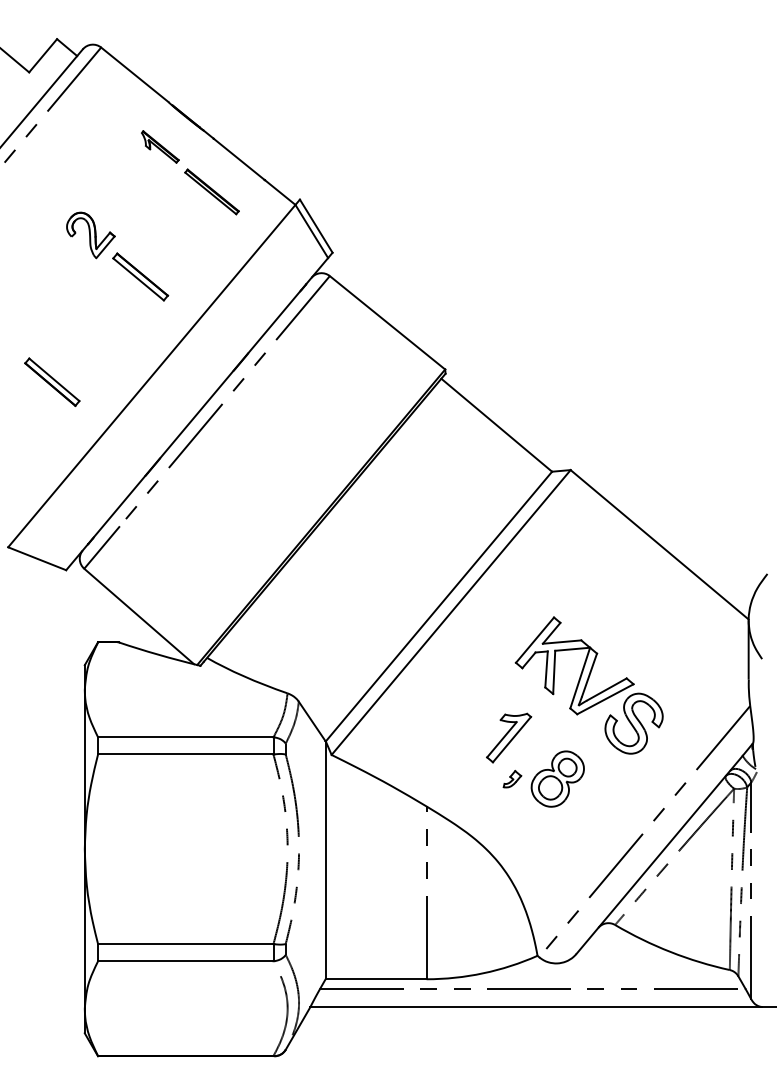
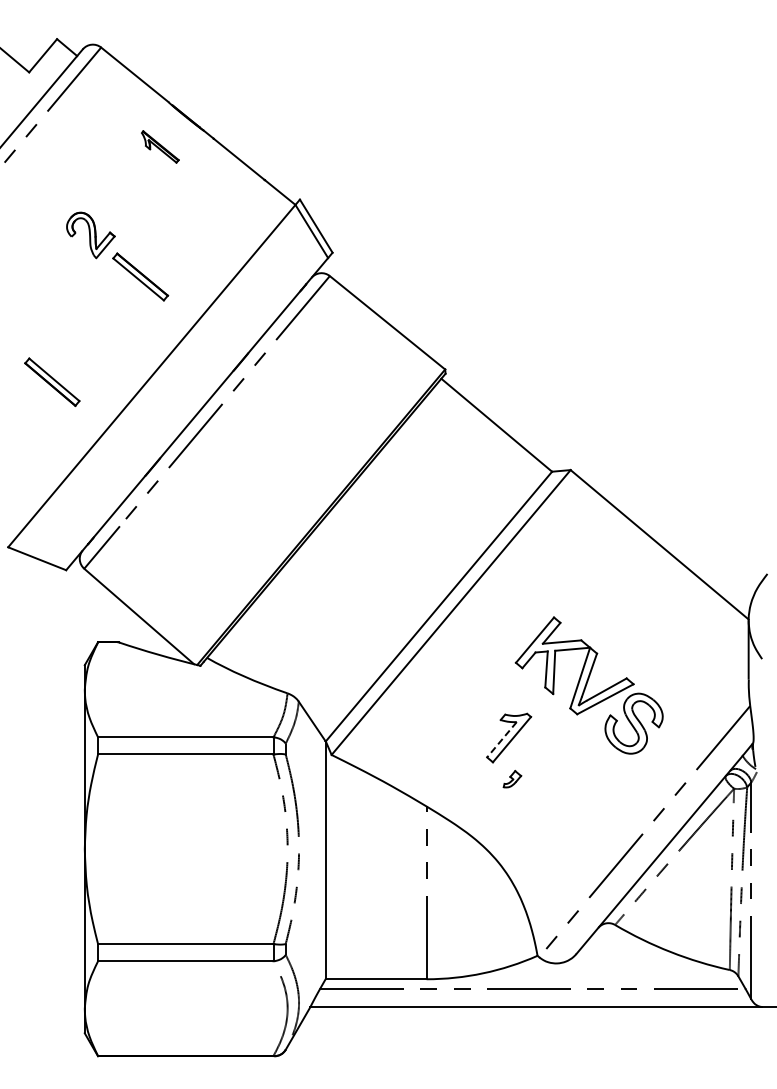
part: present -> none (211, 191)
line: solid -> dashed (501, 740)
part: present -> none (557, 778)
